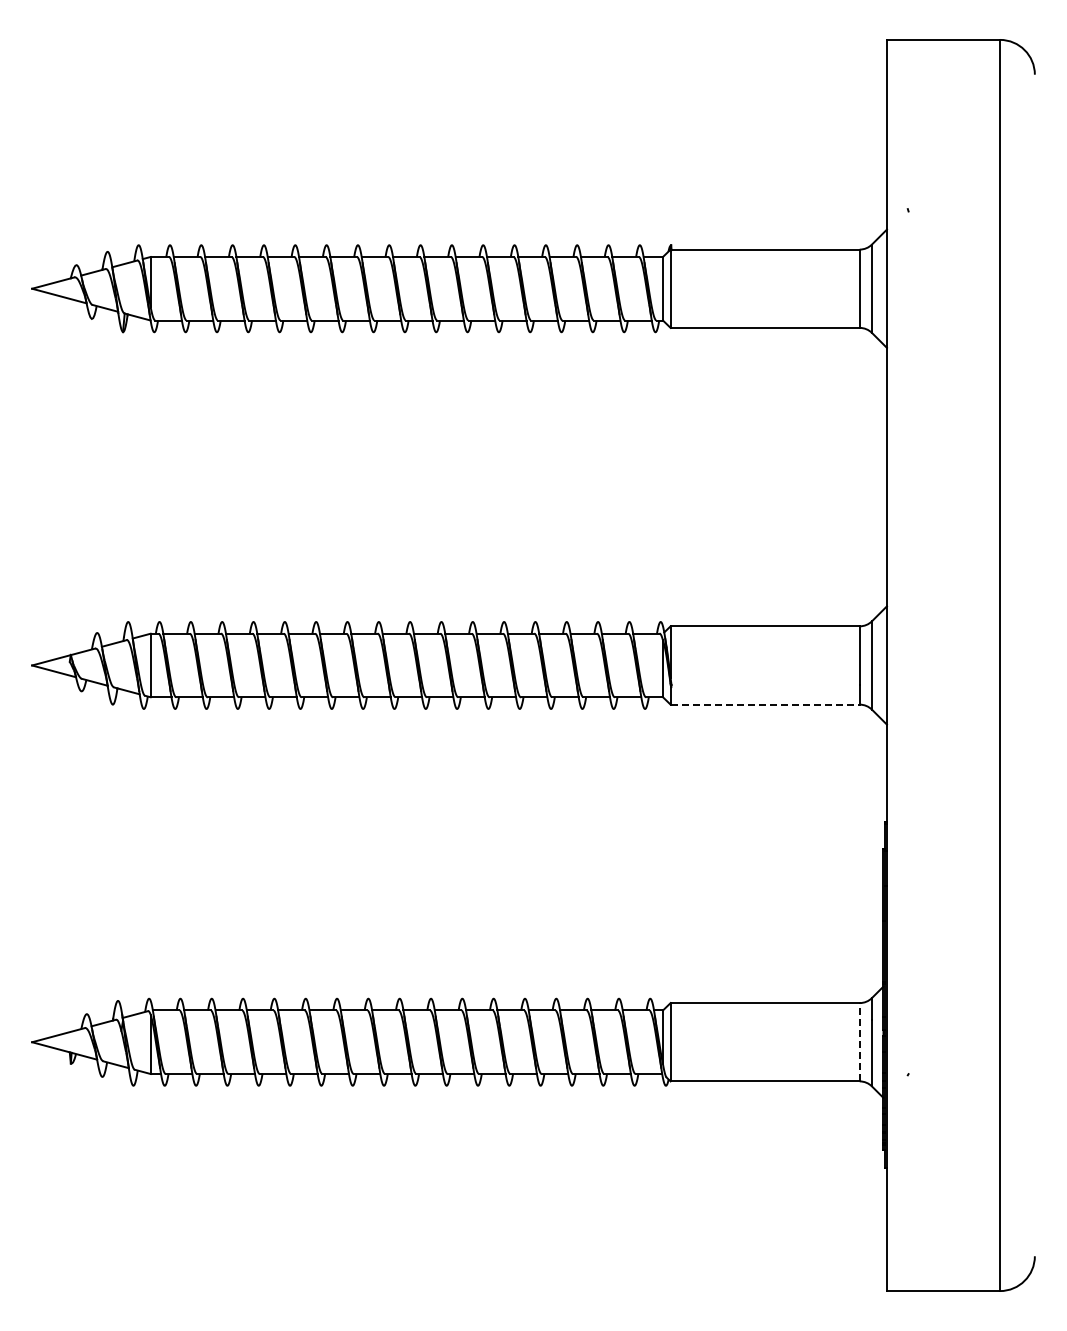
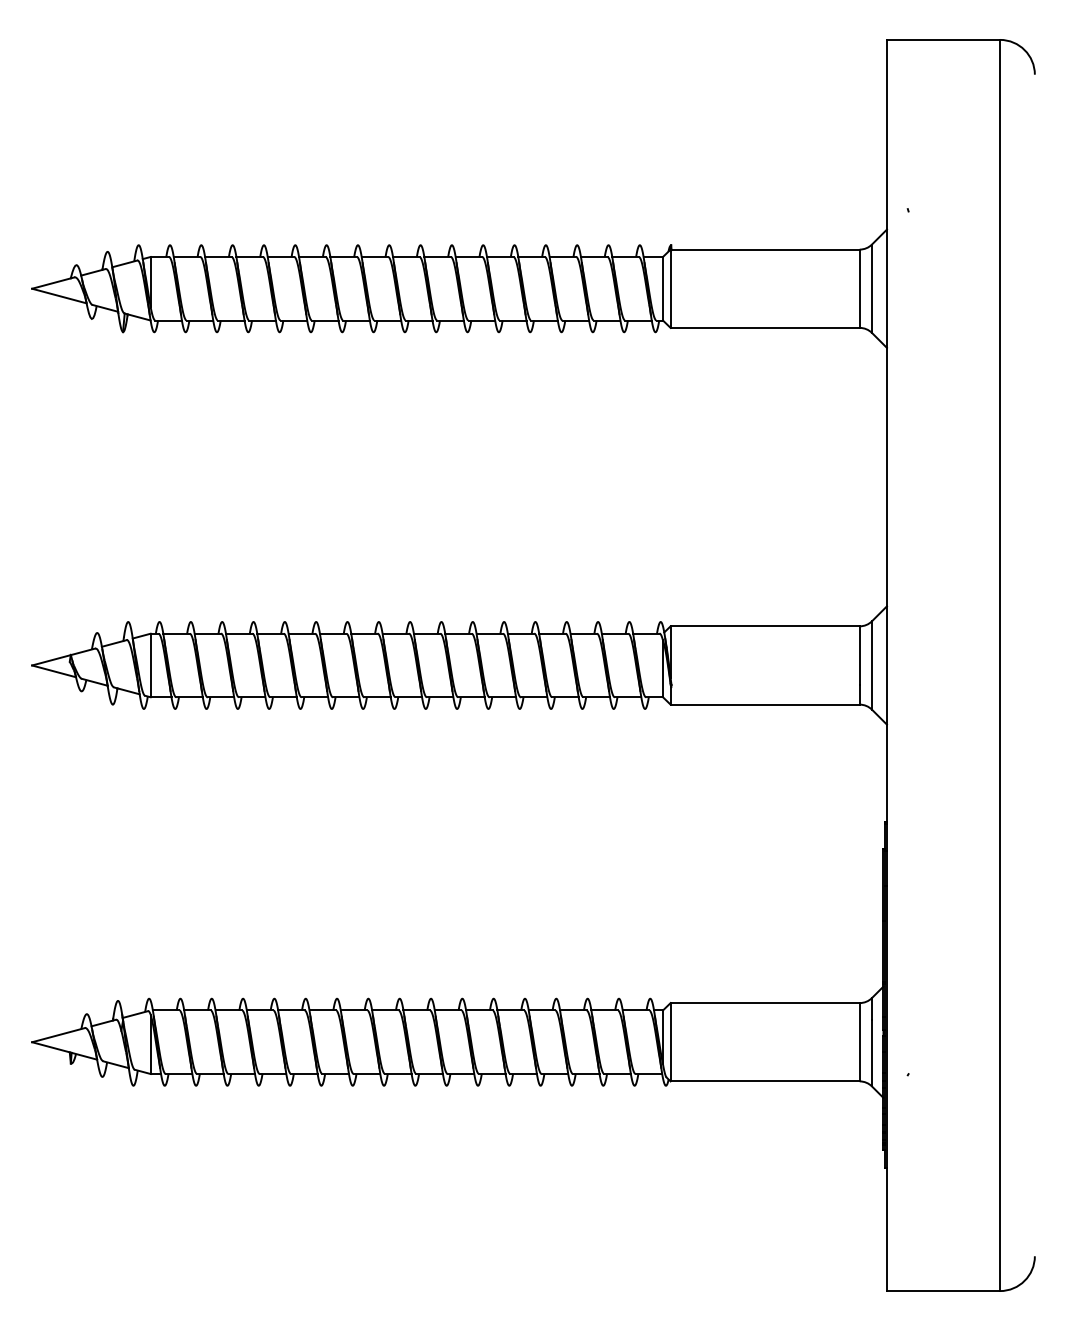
line: dashed -> solid (765, 704)
line: dashed -> solid (859, 1041)
